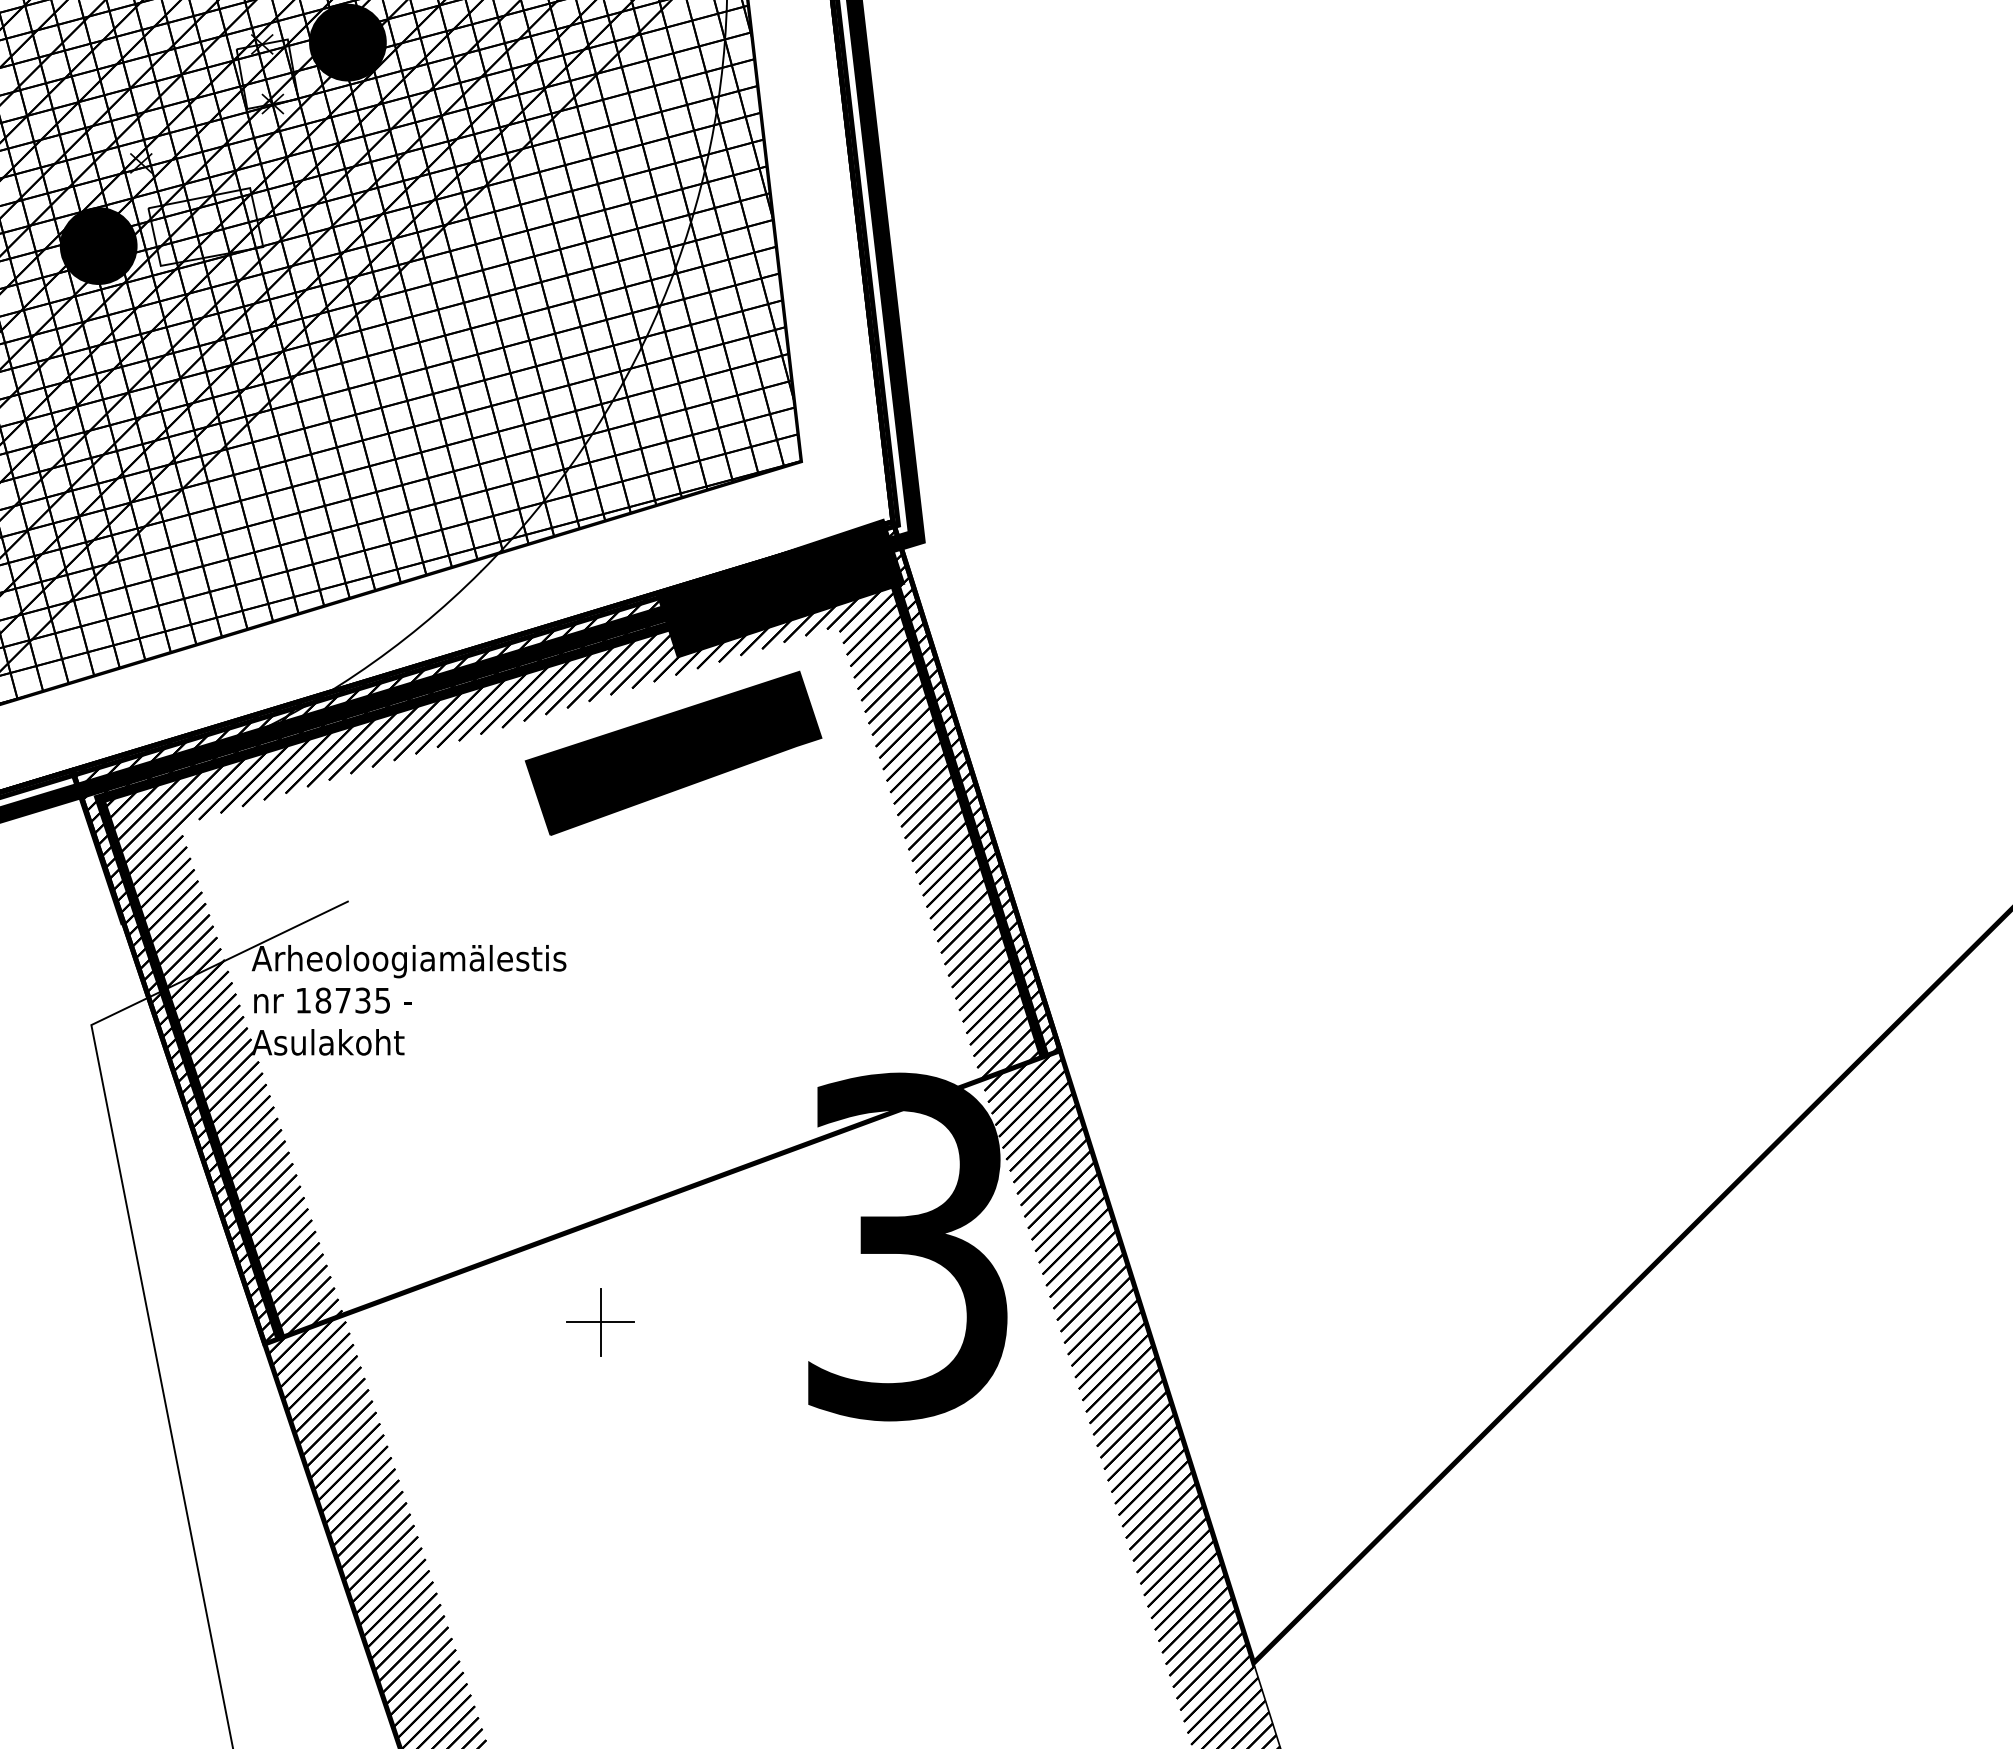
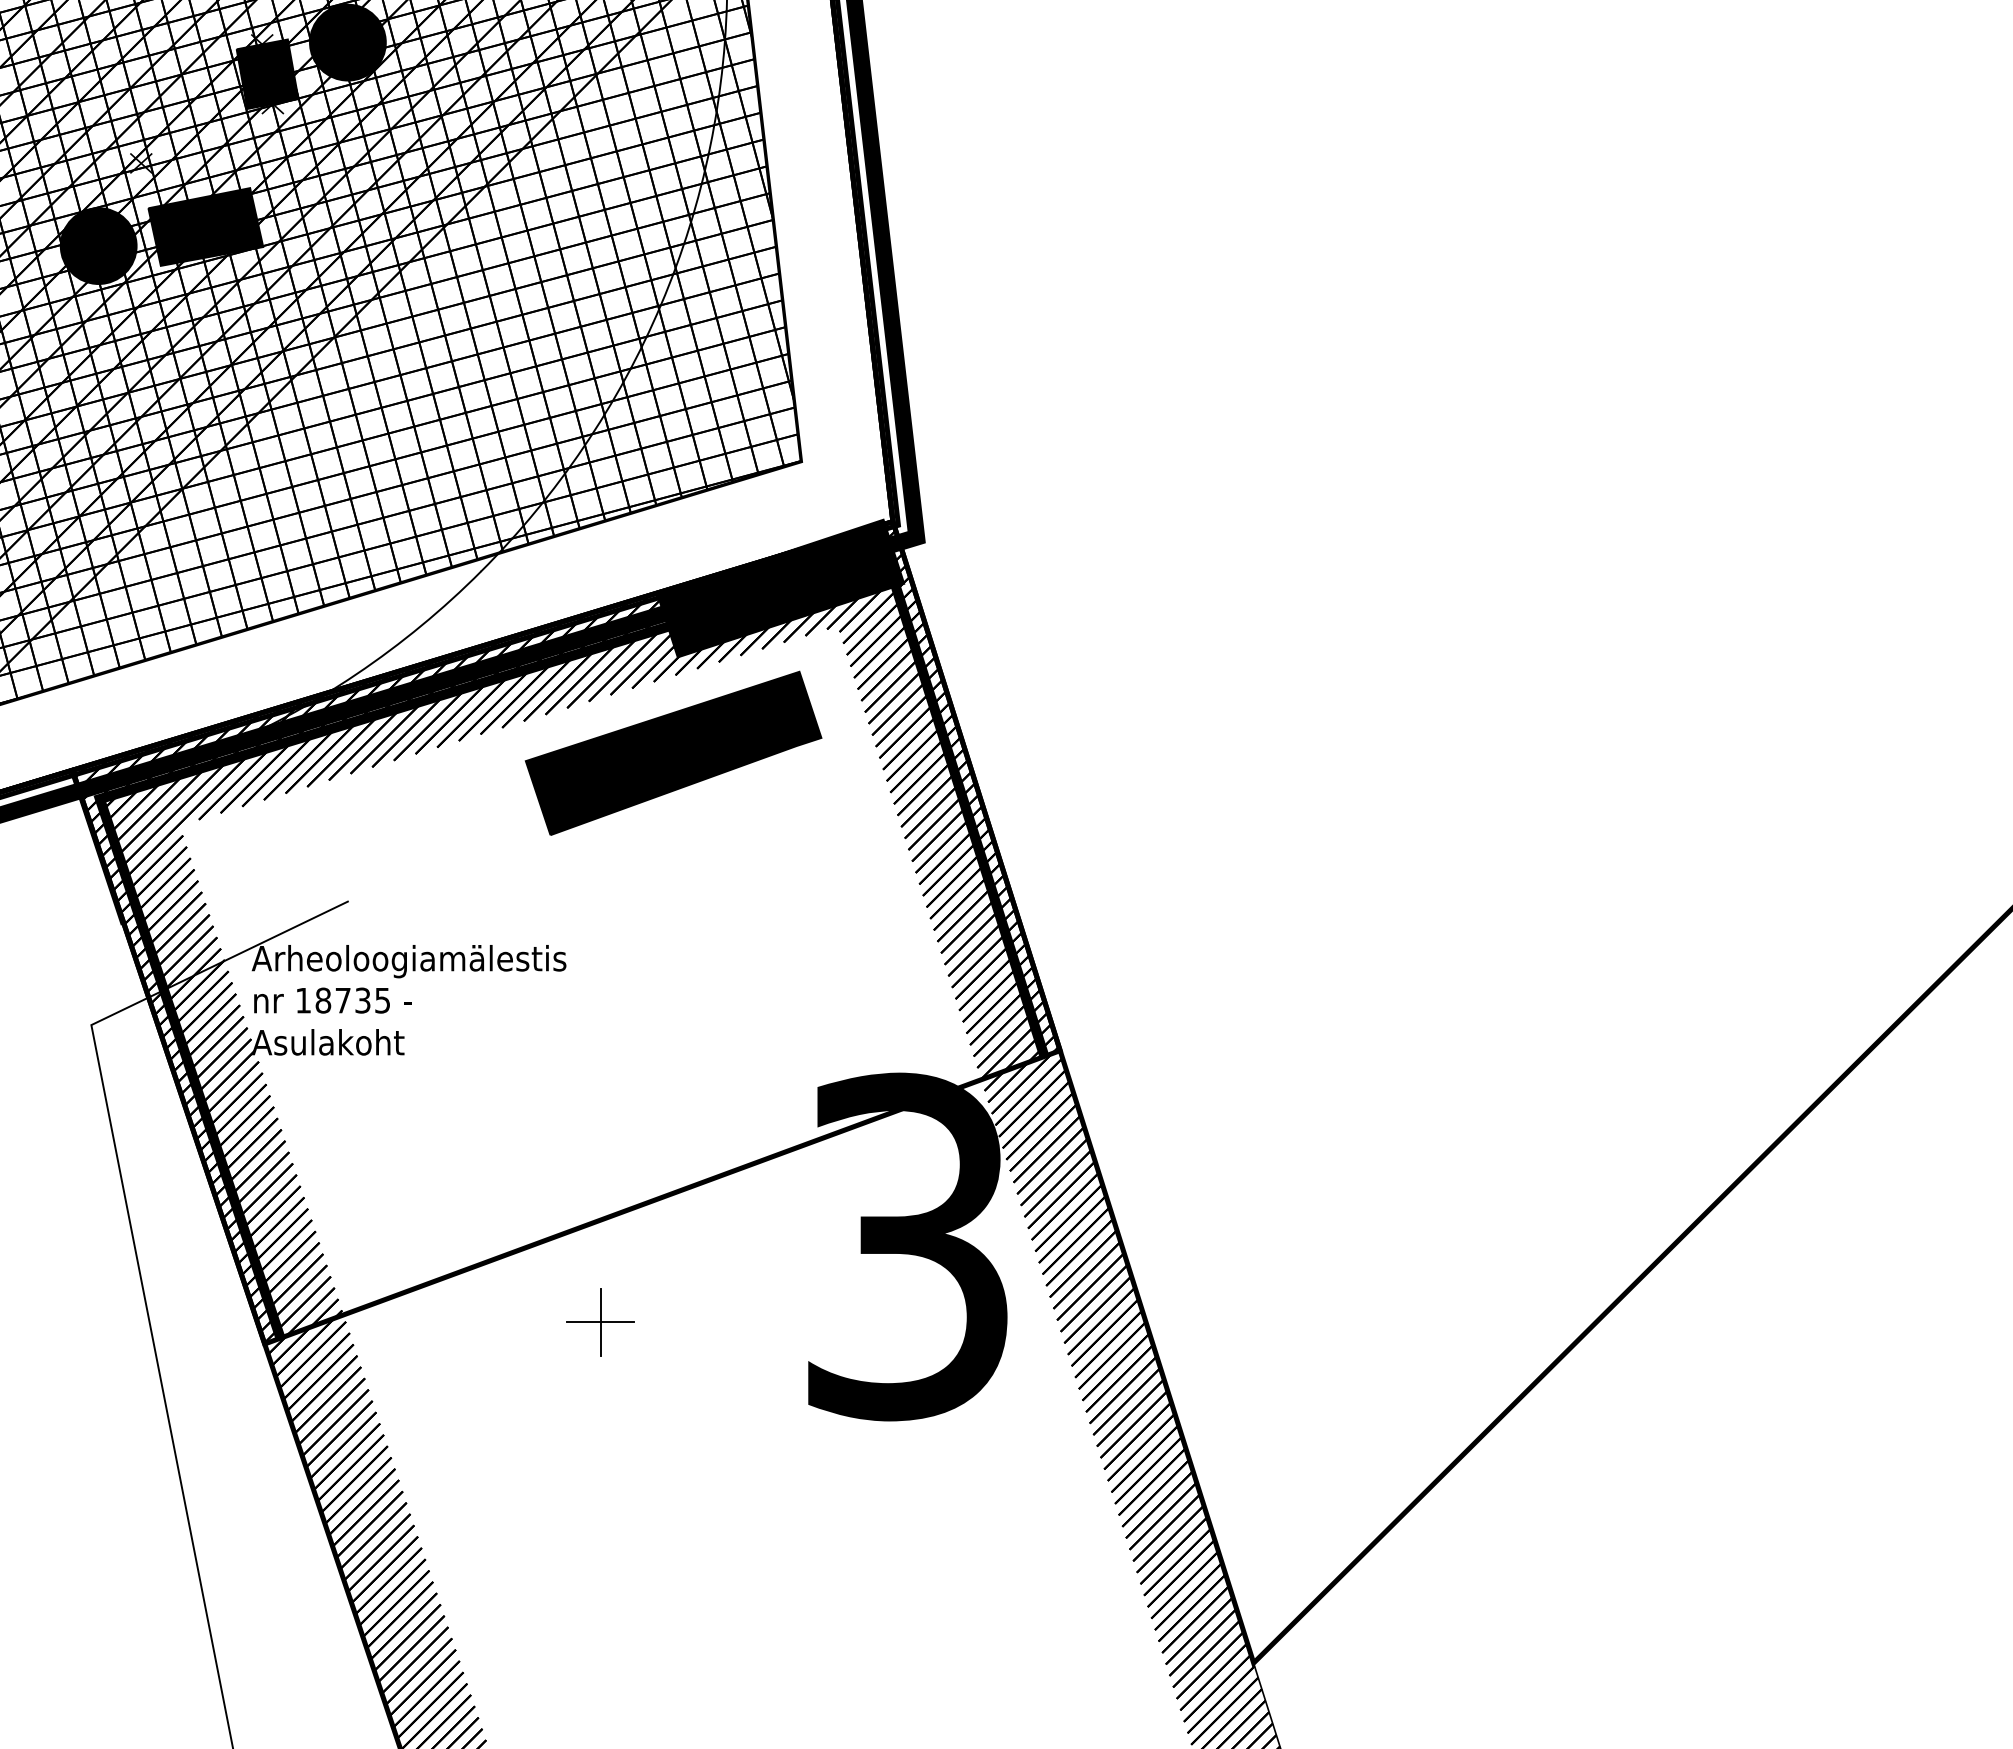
fill: none -> present (267, 73)
fill: none -> present (205, 226)
